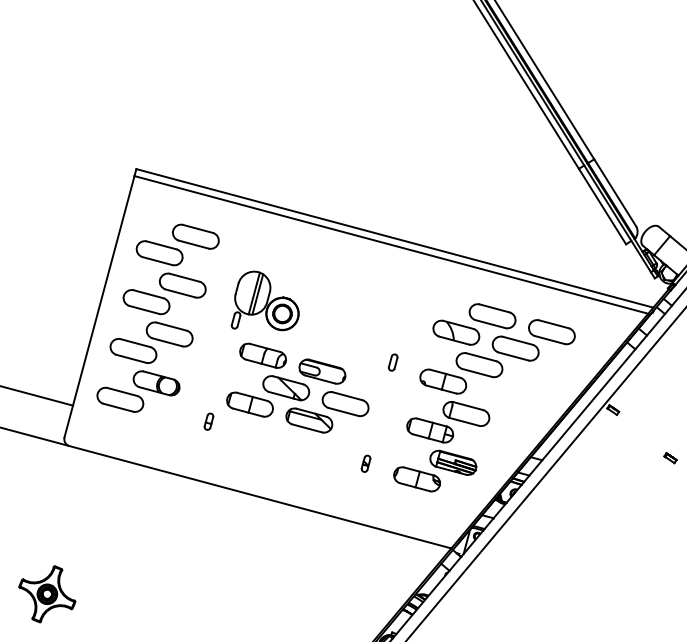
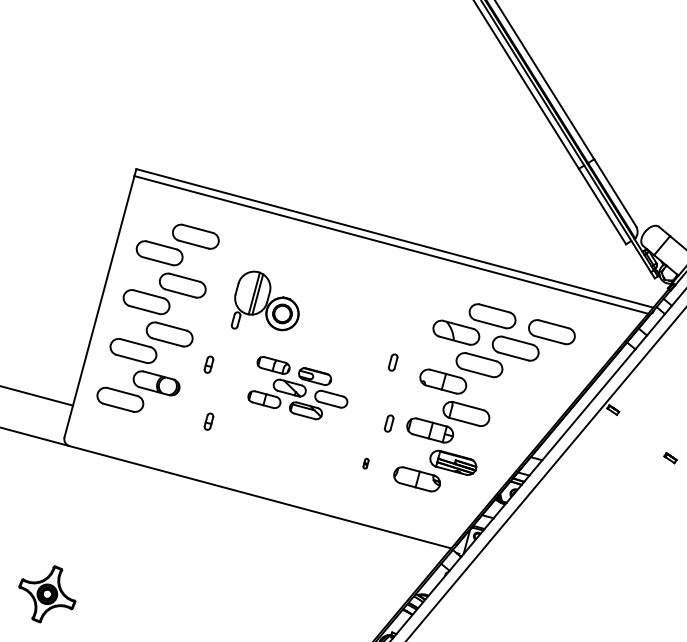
part: none -> present (208, 364)
part size: 144x92 px -> 102x65 px (297, 388)
part: none -> present (388, 423)
part size: 12x19 px -> 8x13 px (365, 463)
